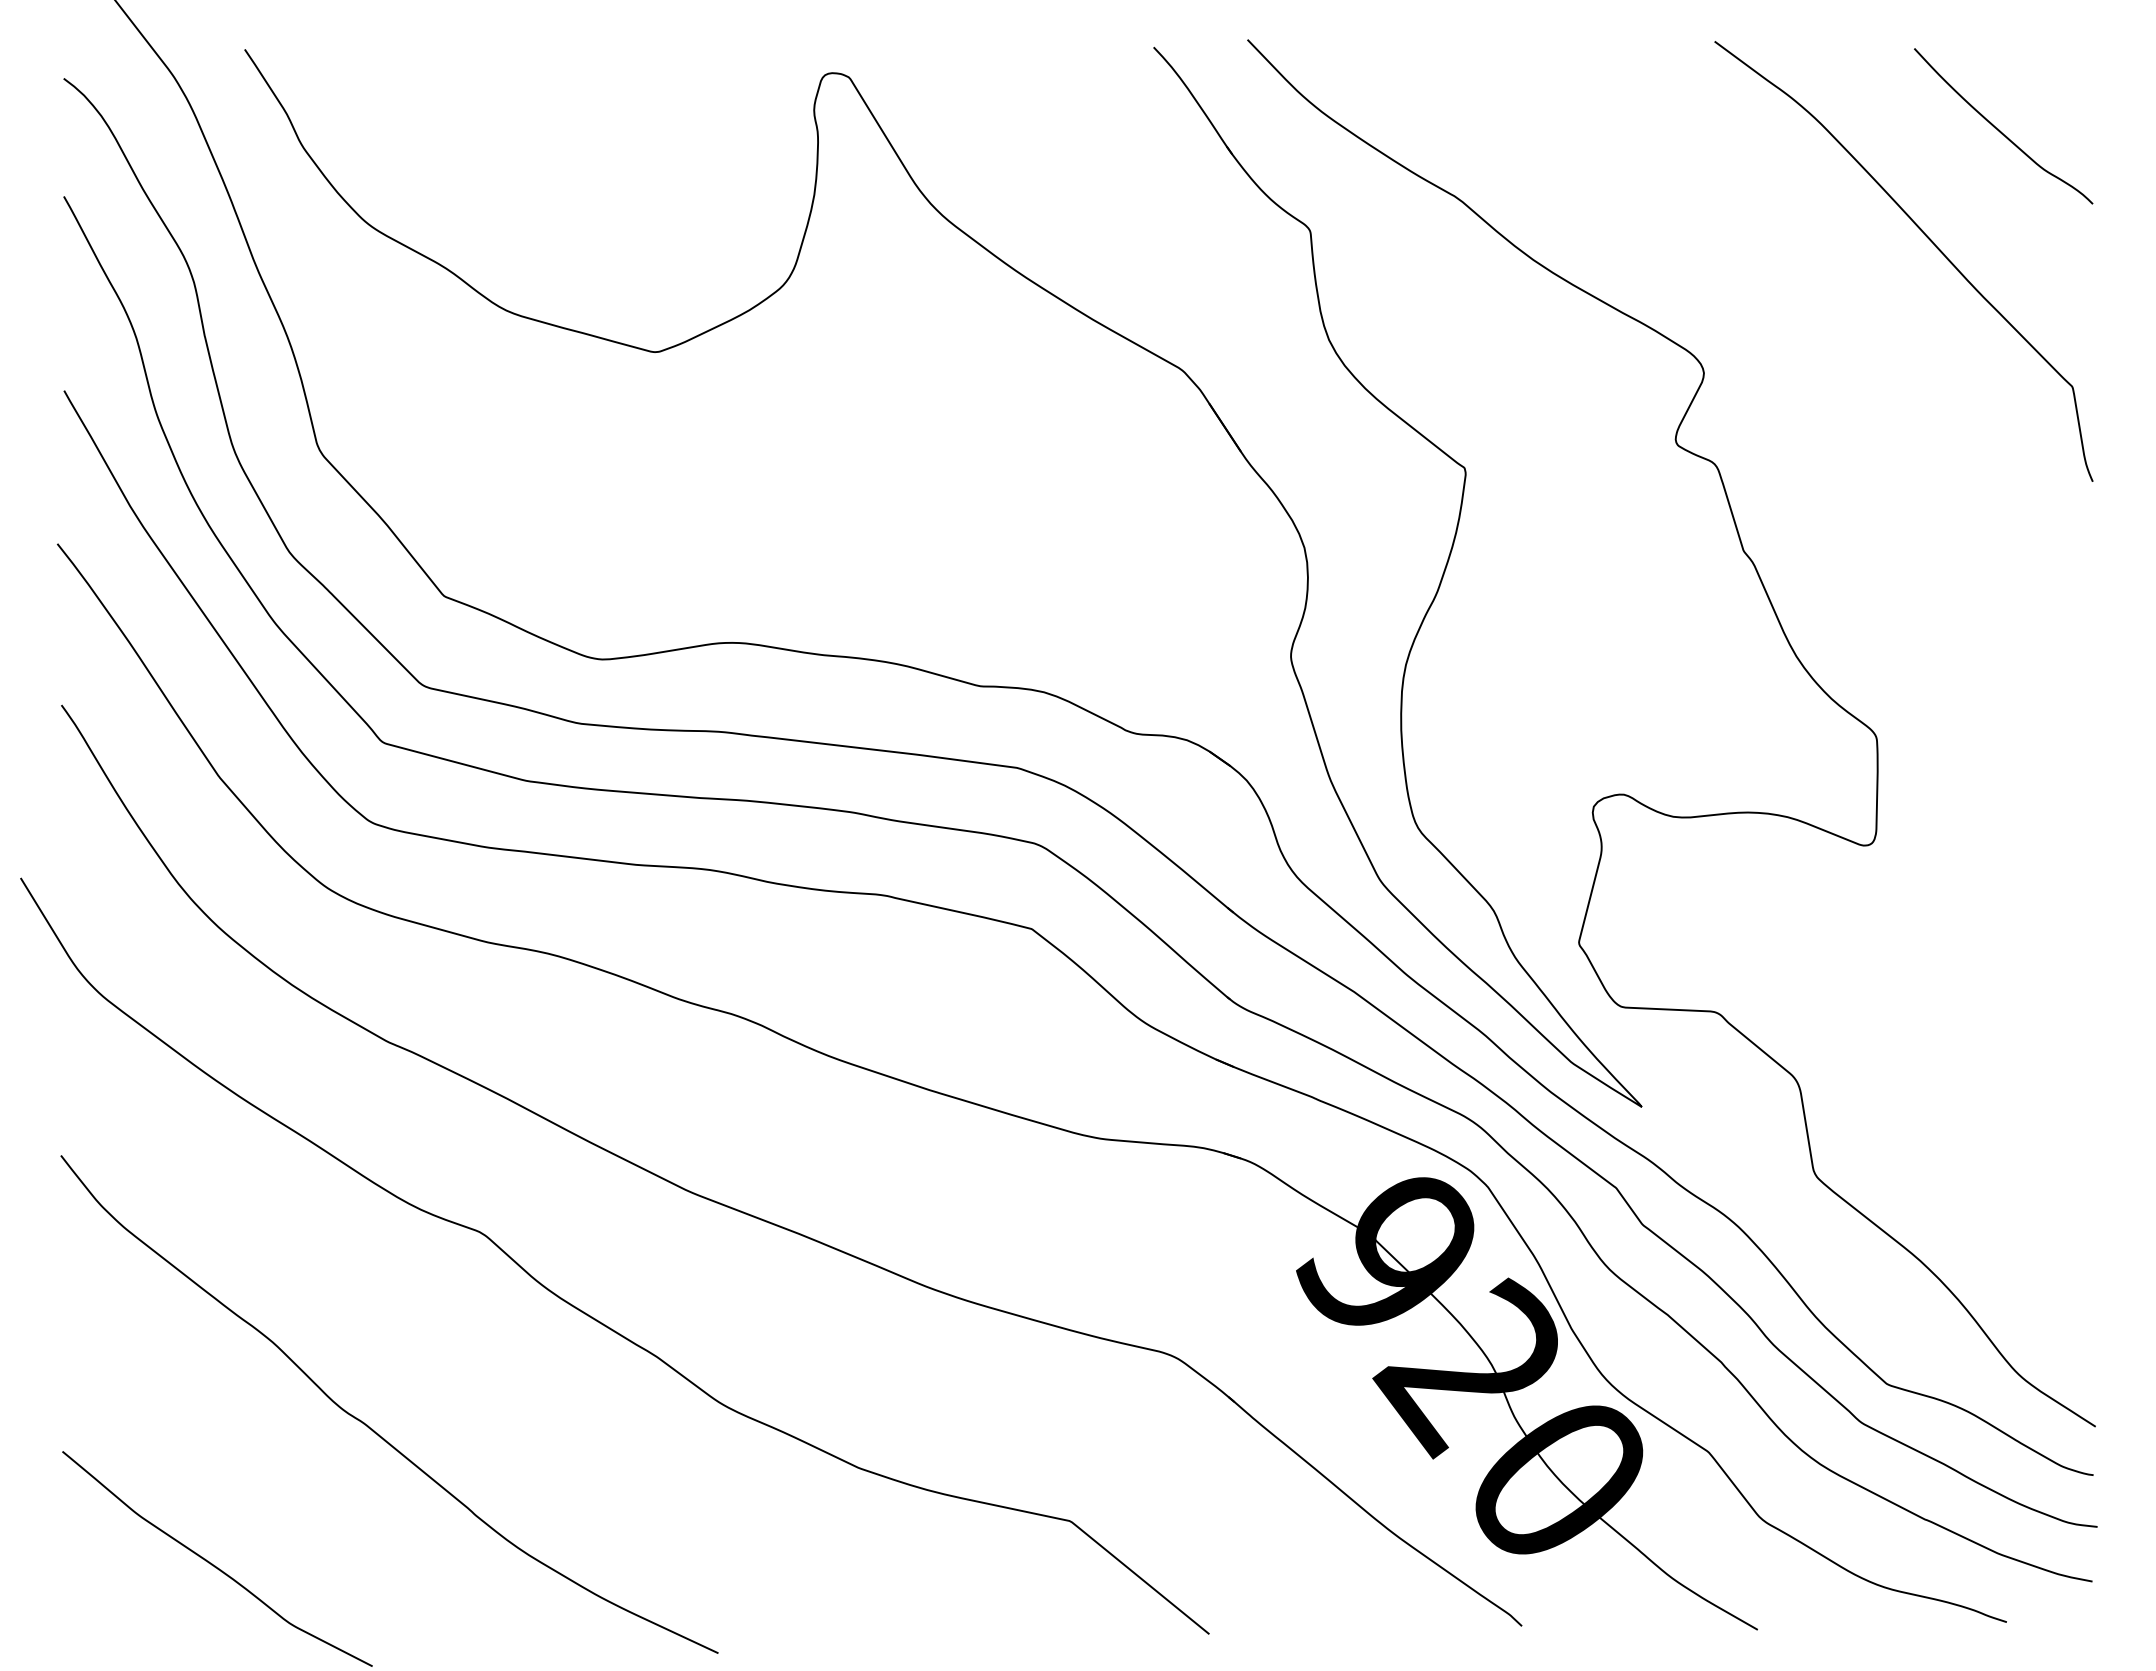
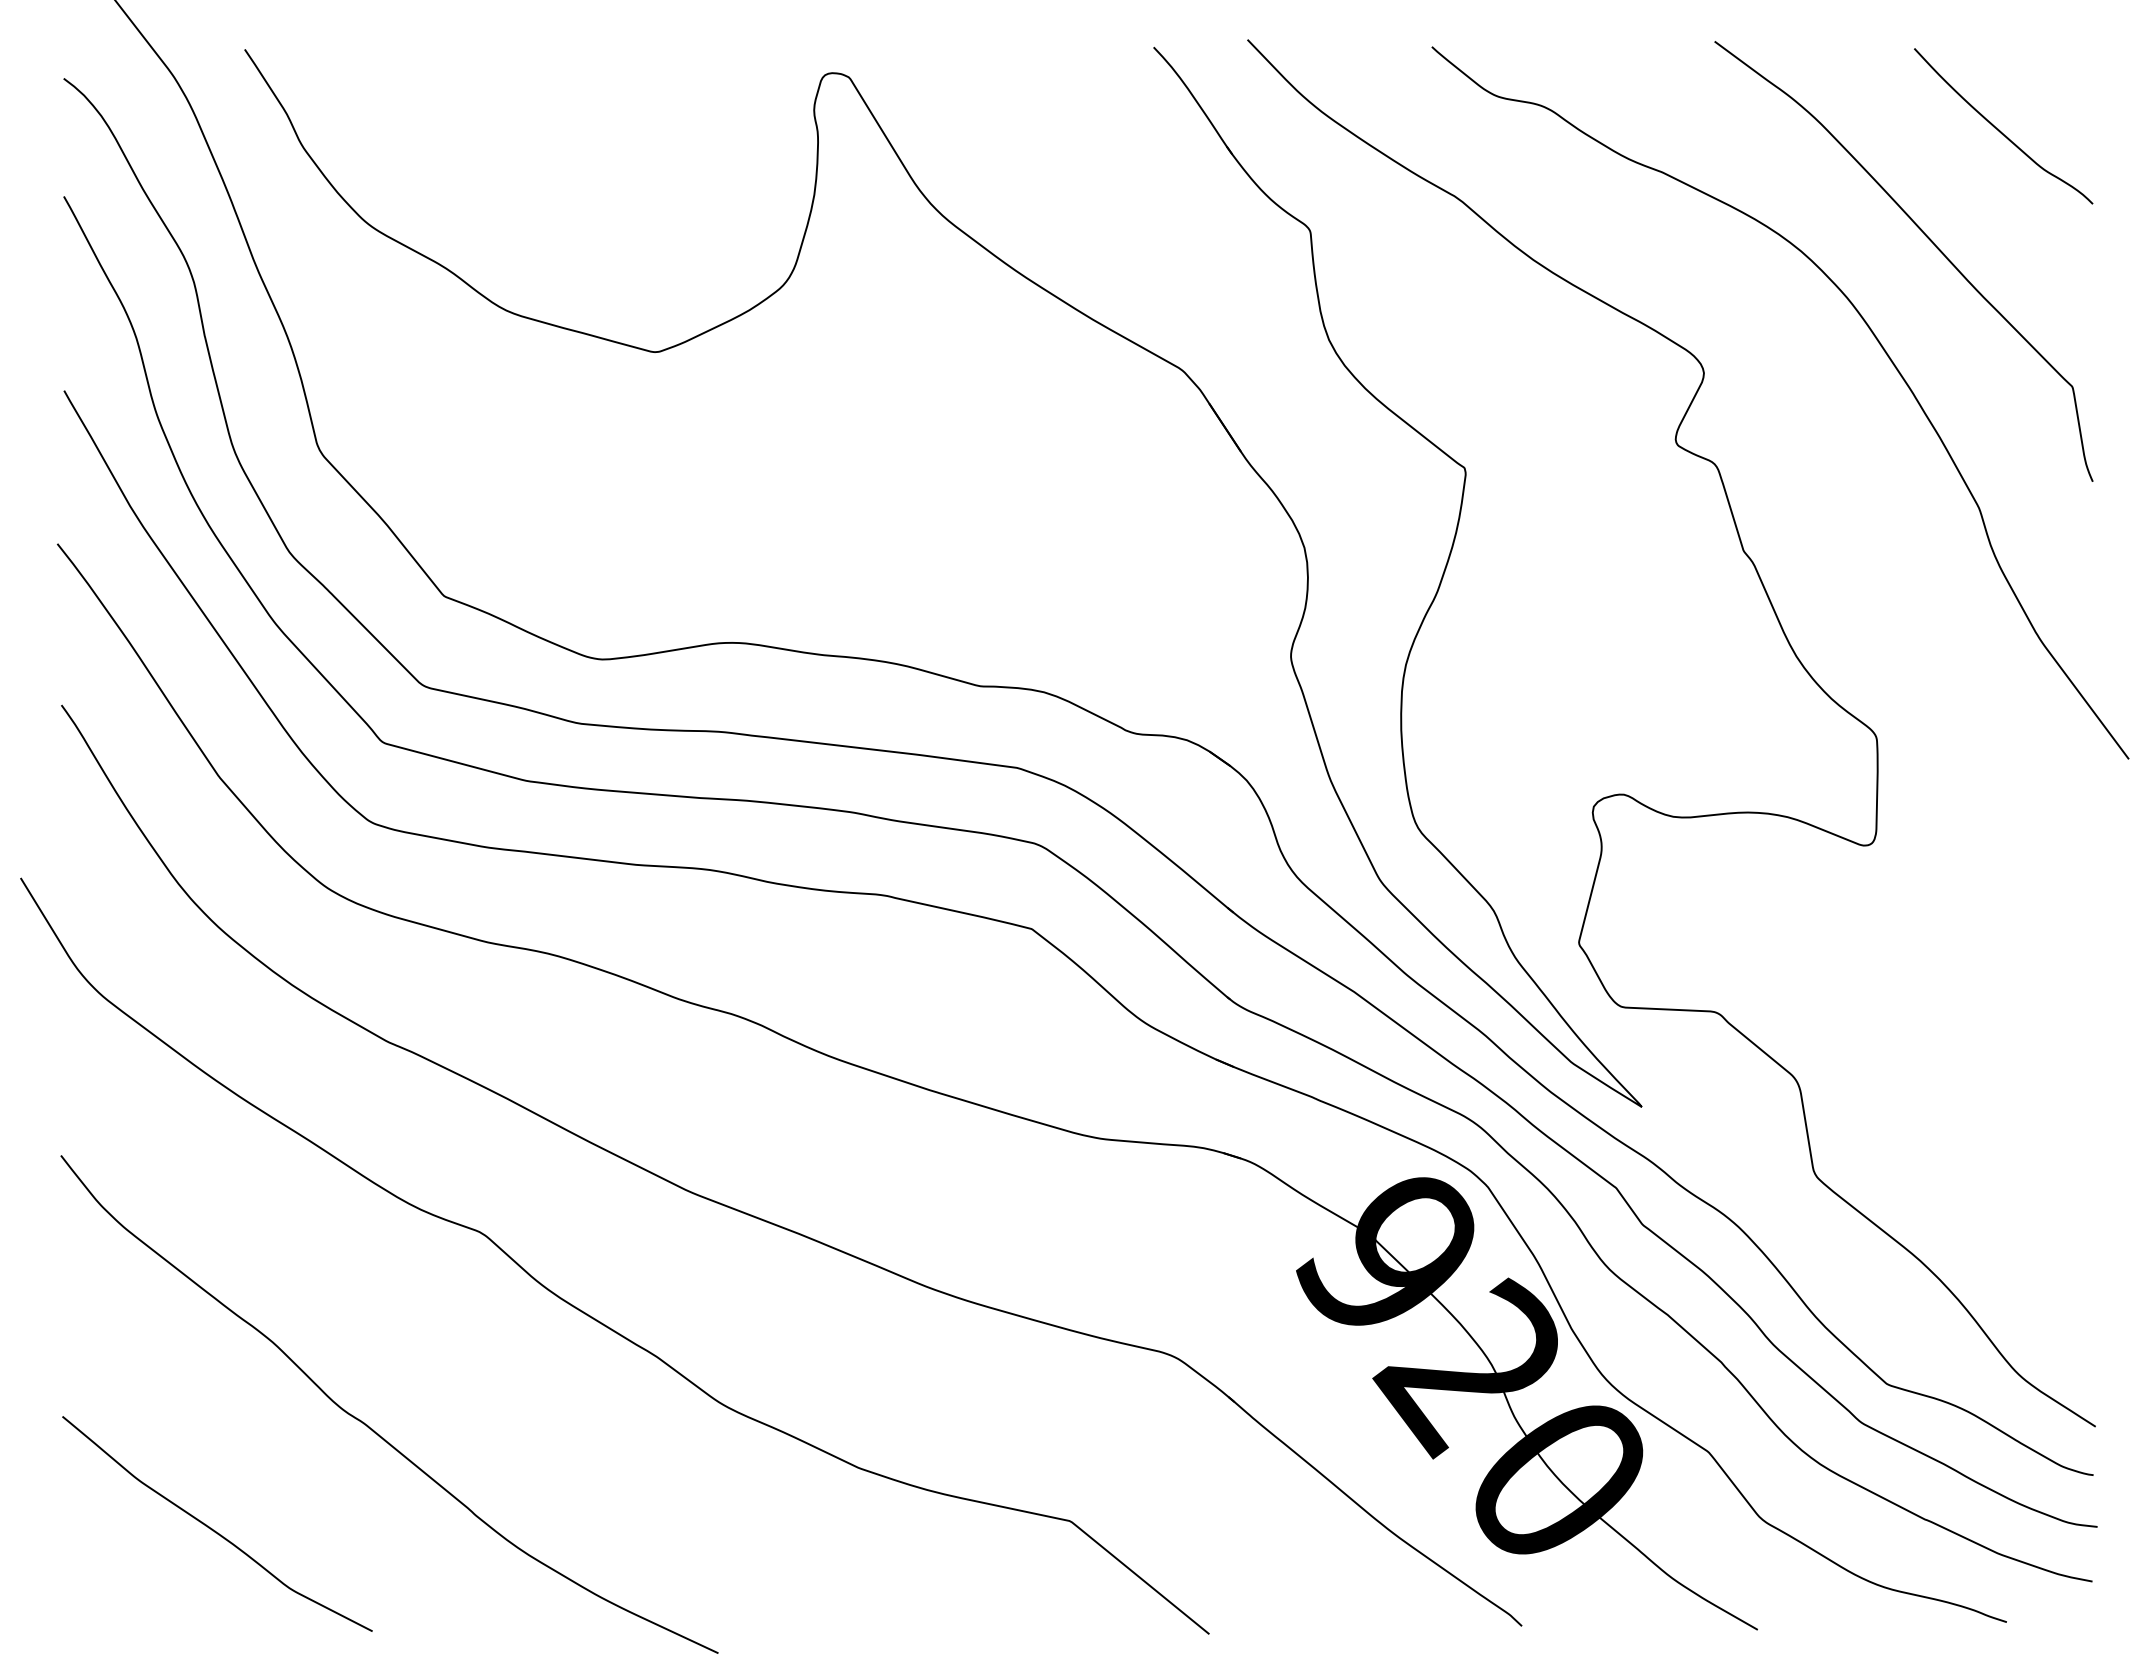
curve: none -> present (1876, 340)
curve position: (212, 1563) -> (212, 1528) (212, 1528)
